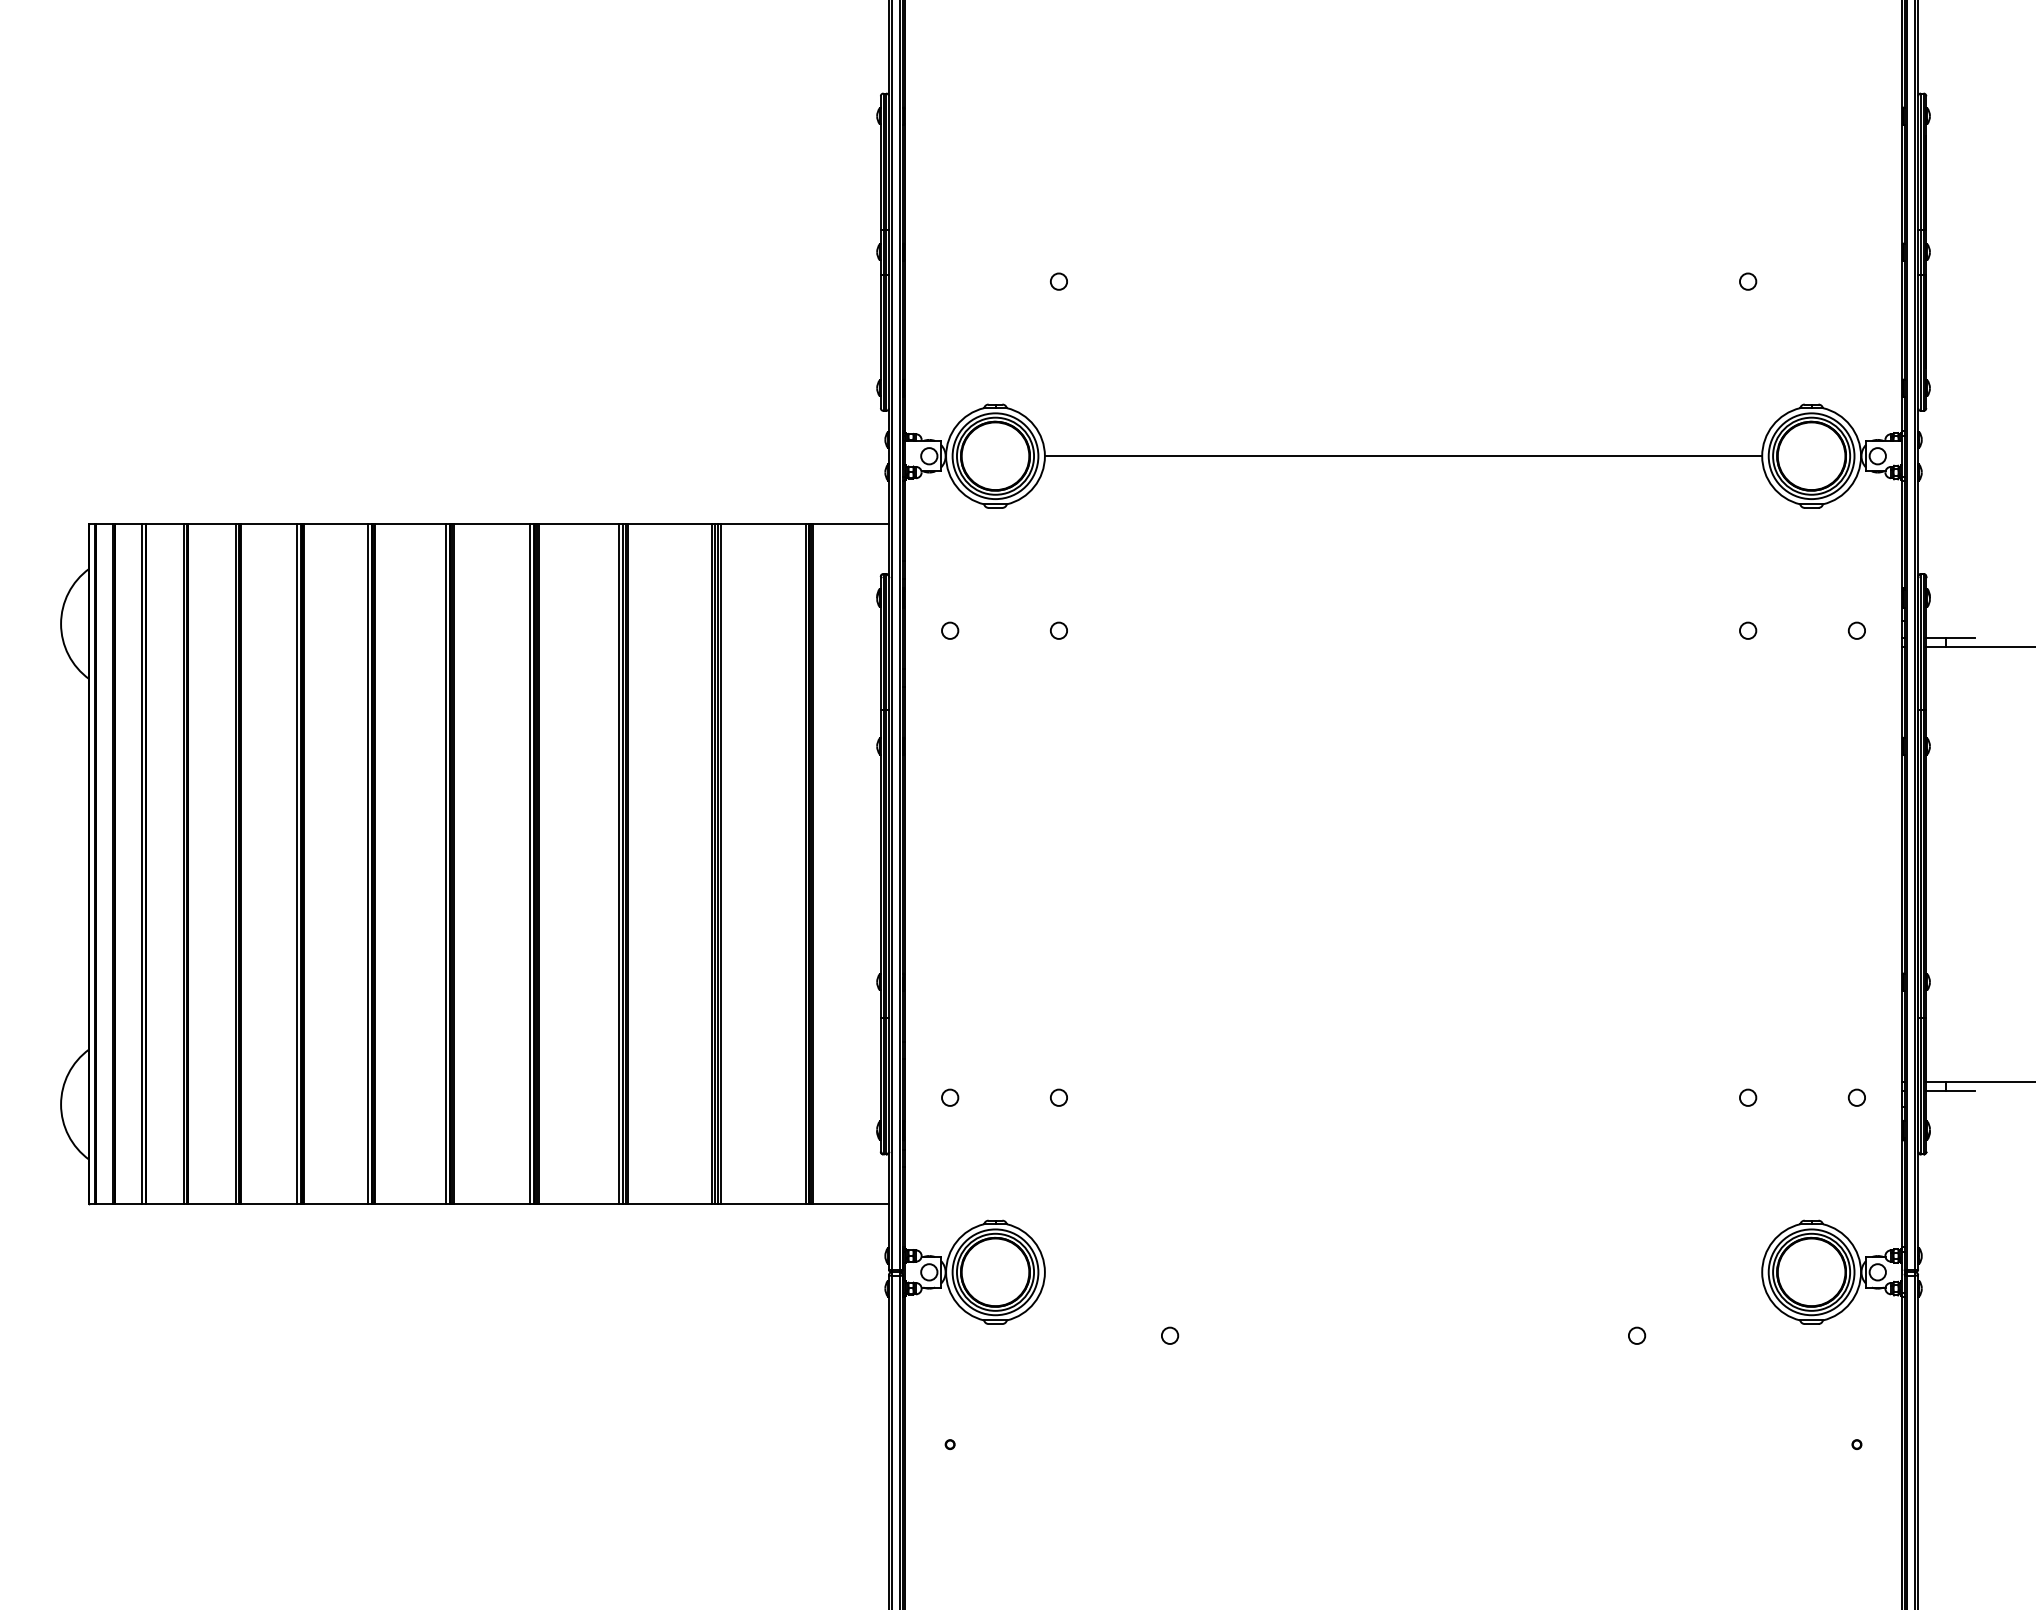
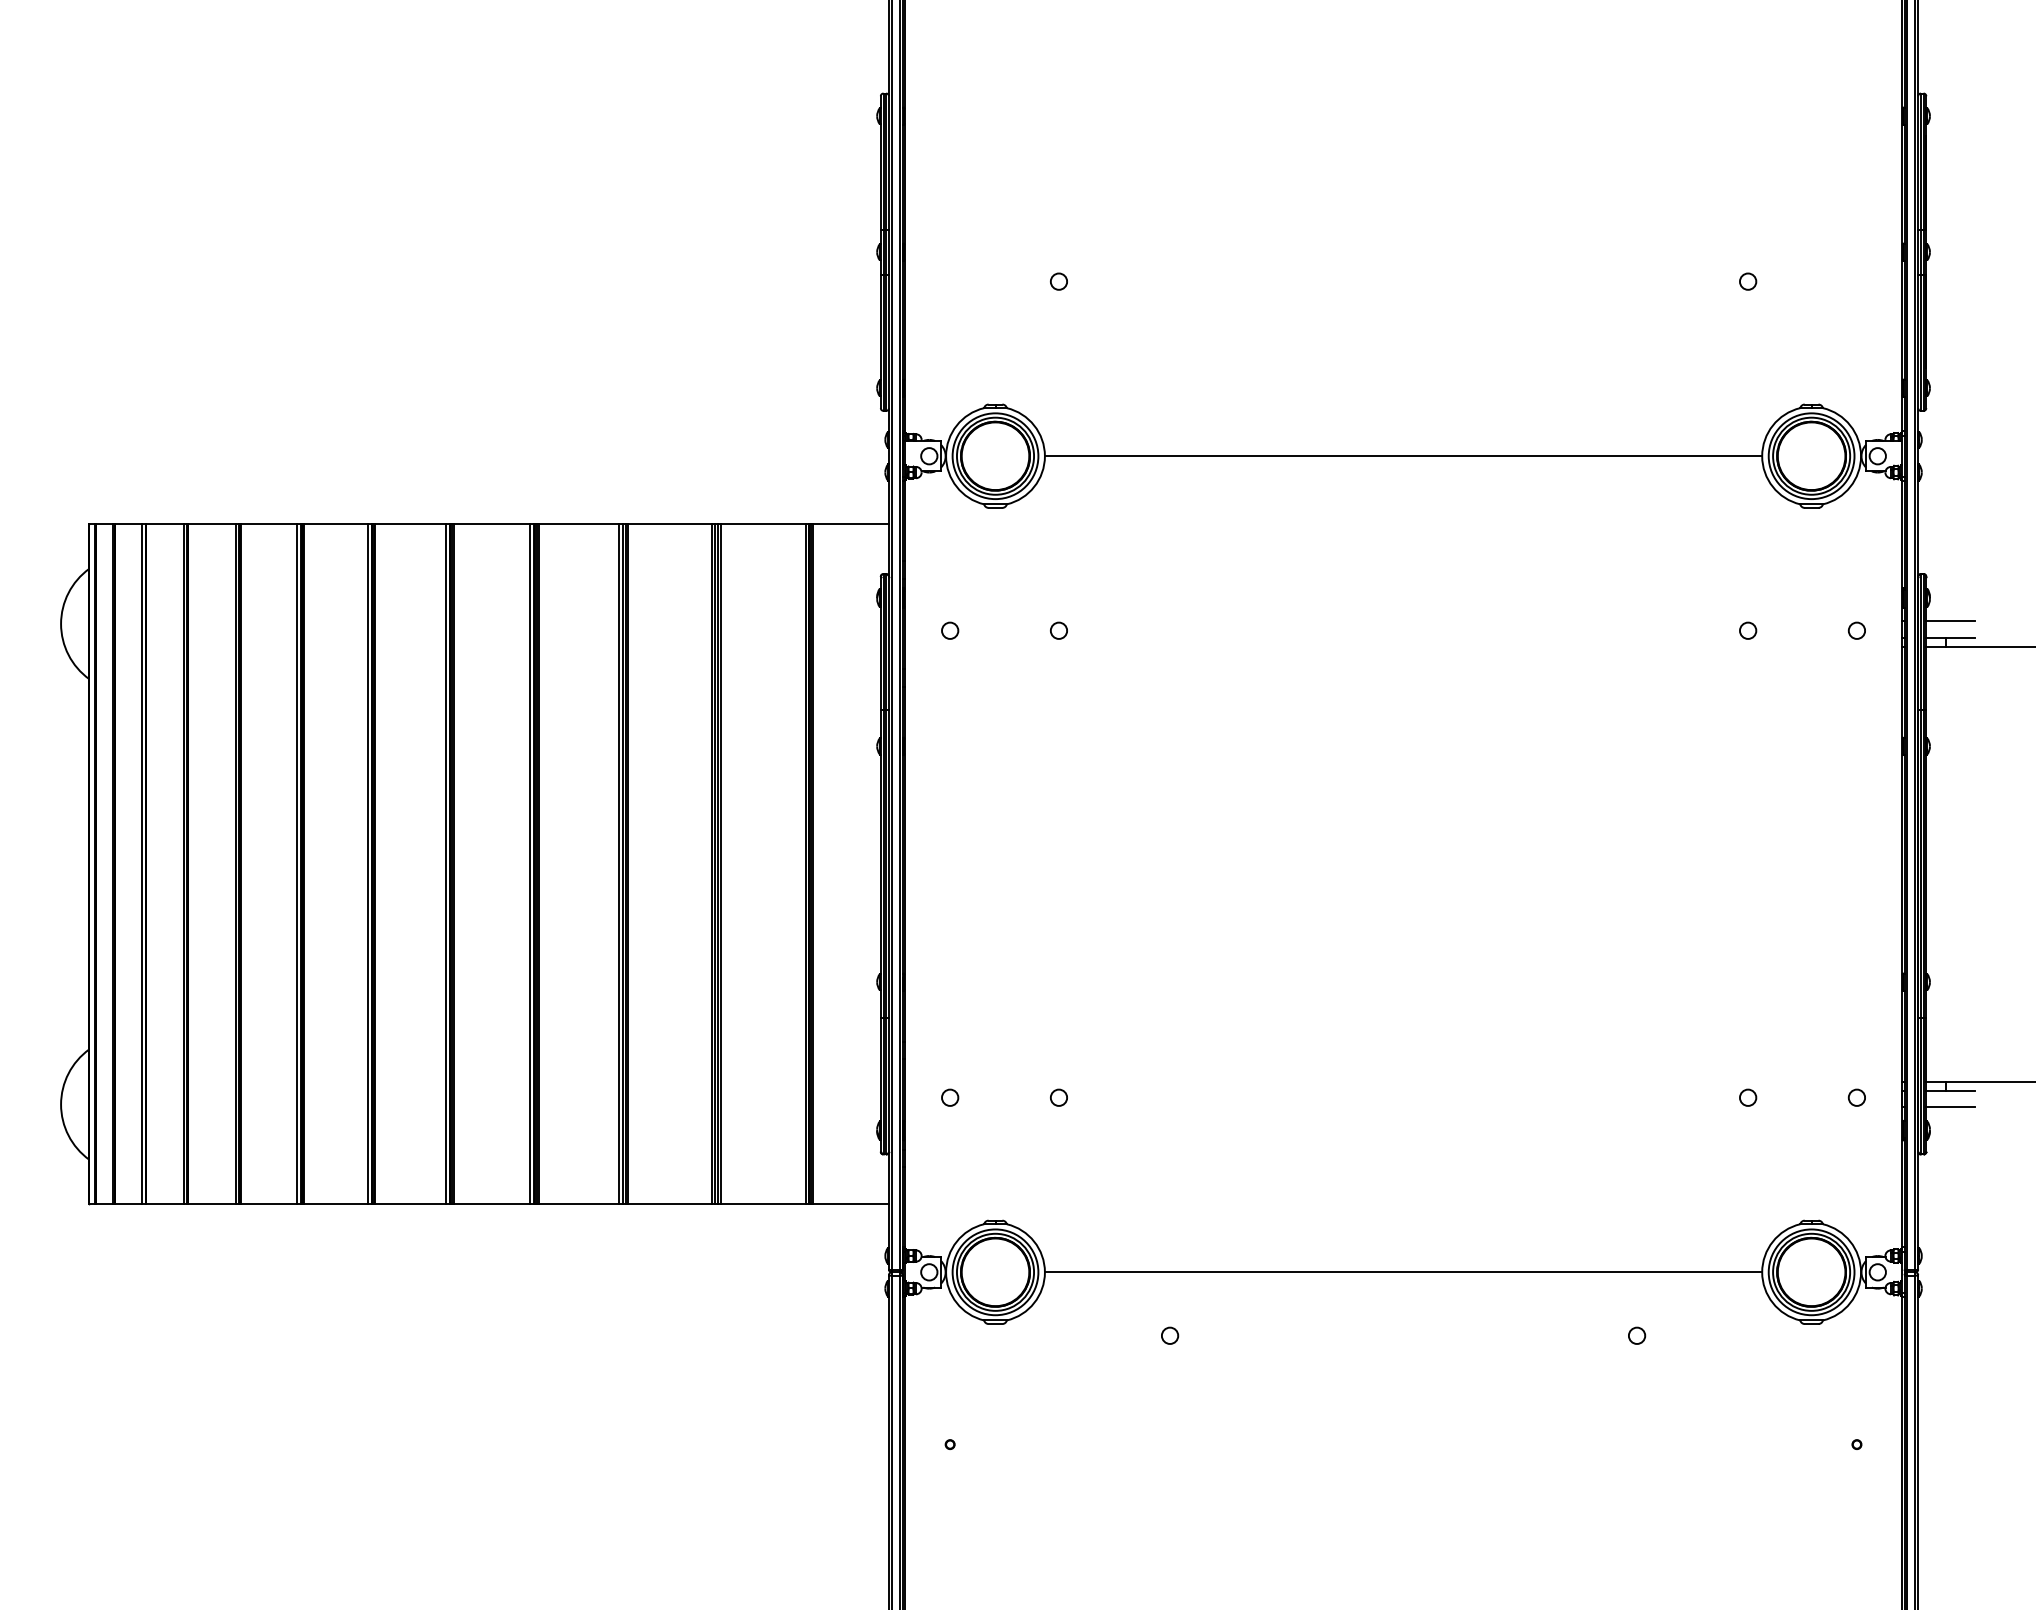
line: none -> present (1950, 621)
line: none -> present (1950, 1107)
line: none -> present (1403, 1272)
